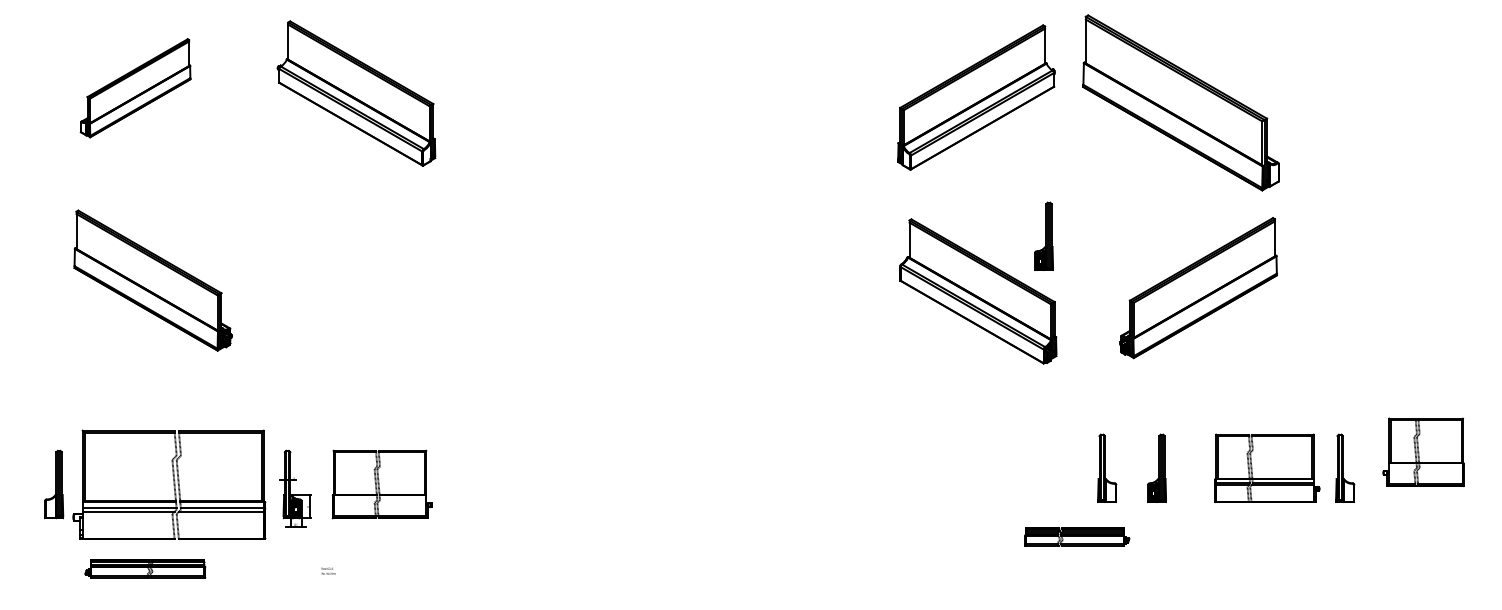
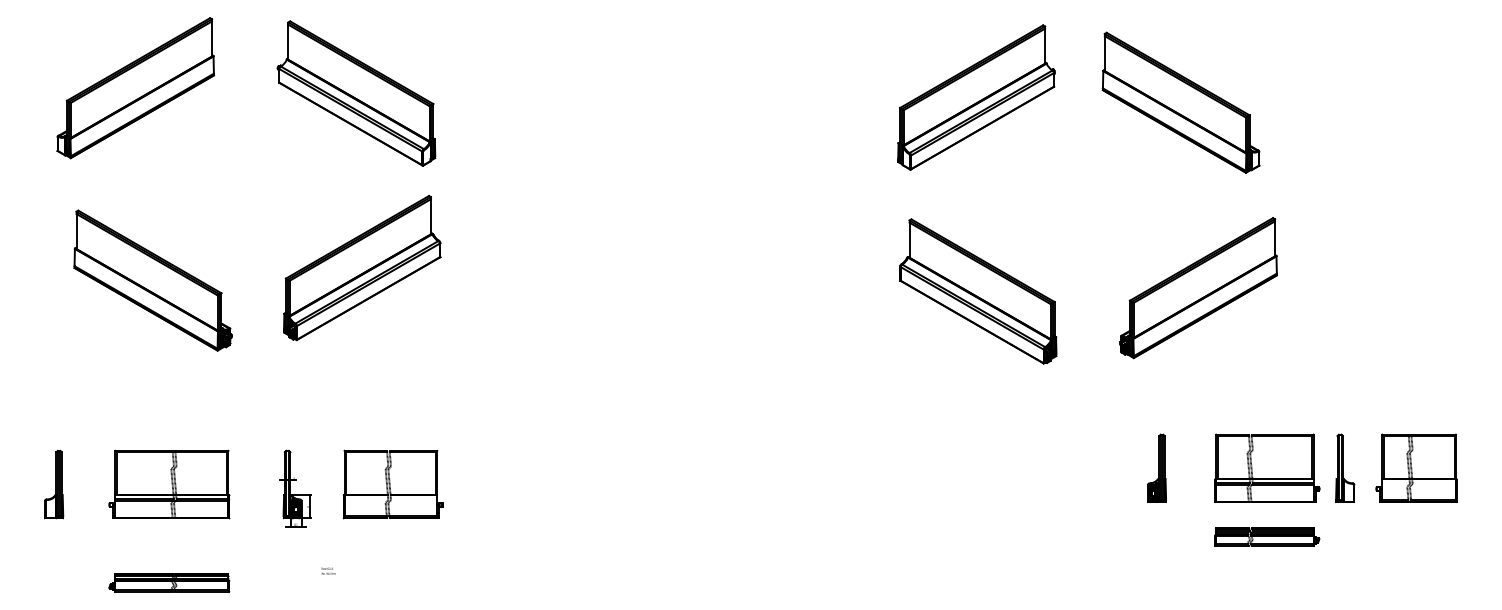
part size: 113x101 px -> 159x143 px (135, 88)
part size: 198x178 px -> 160x143 px (1180, 102)
part: present -> none (1043, 235)
part: none -> present (362, 268)
part position: (1423, 451) -> (1416, 467) (1416, 467)
part: present -> none (1107, 467)
part size: 195x111 px -> 123x71 px (169, 484)
part position: (381, 484) -> (392, 484) (392, 484)
part position: (1077, 536) -> (1267, 536) (1267, 536)
part position: (145, 568) -> (169, 582) (169, 582)
